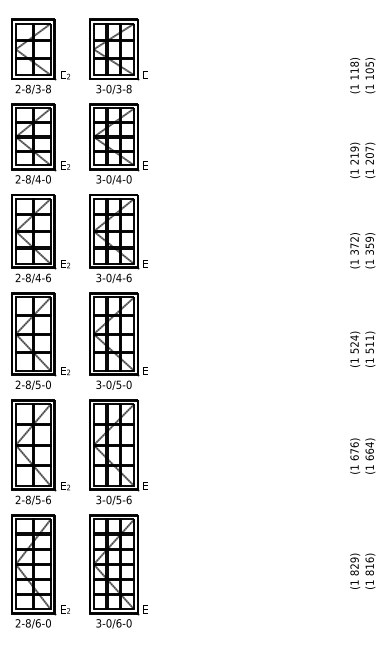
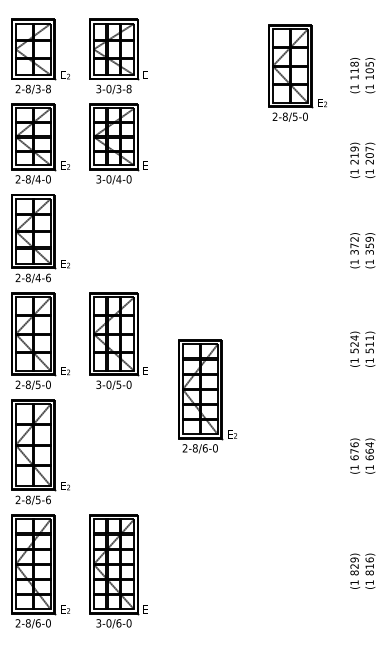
part: none -> present (297, 72)
part: present -> none (118, 238)
part: none -> present (207, 396)
part: present -> none (118, 451)
